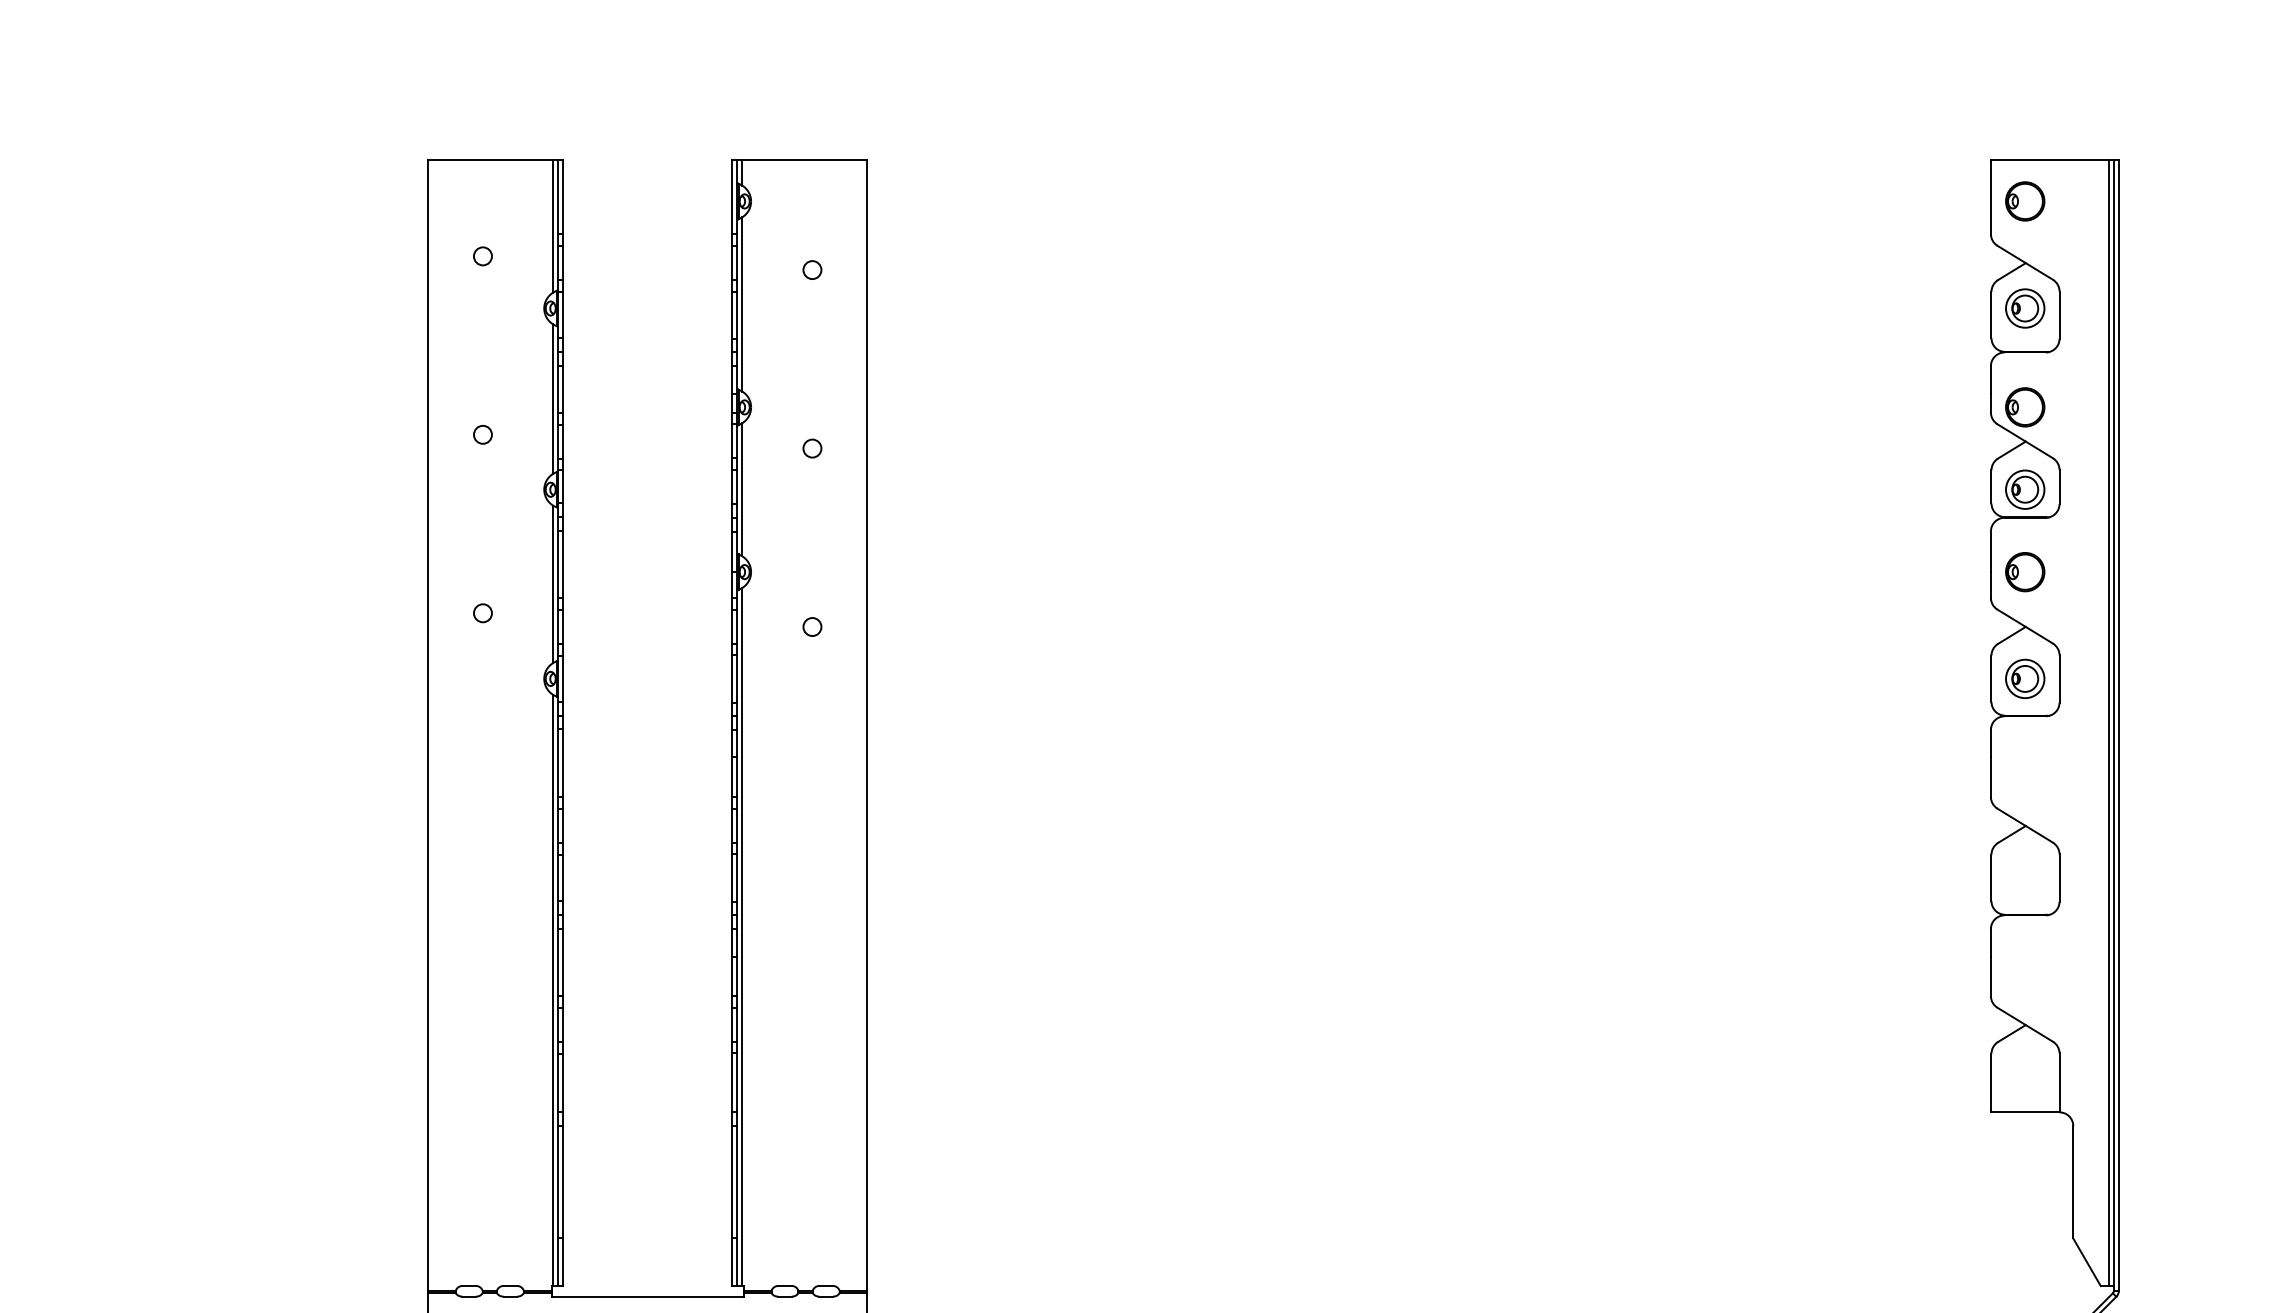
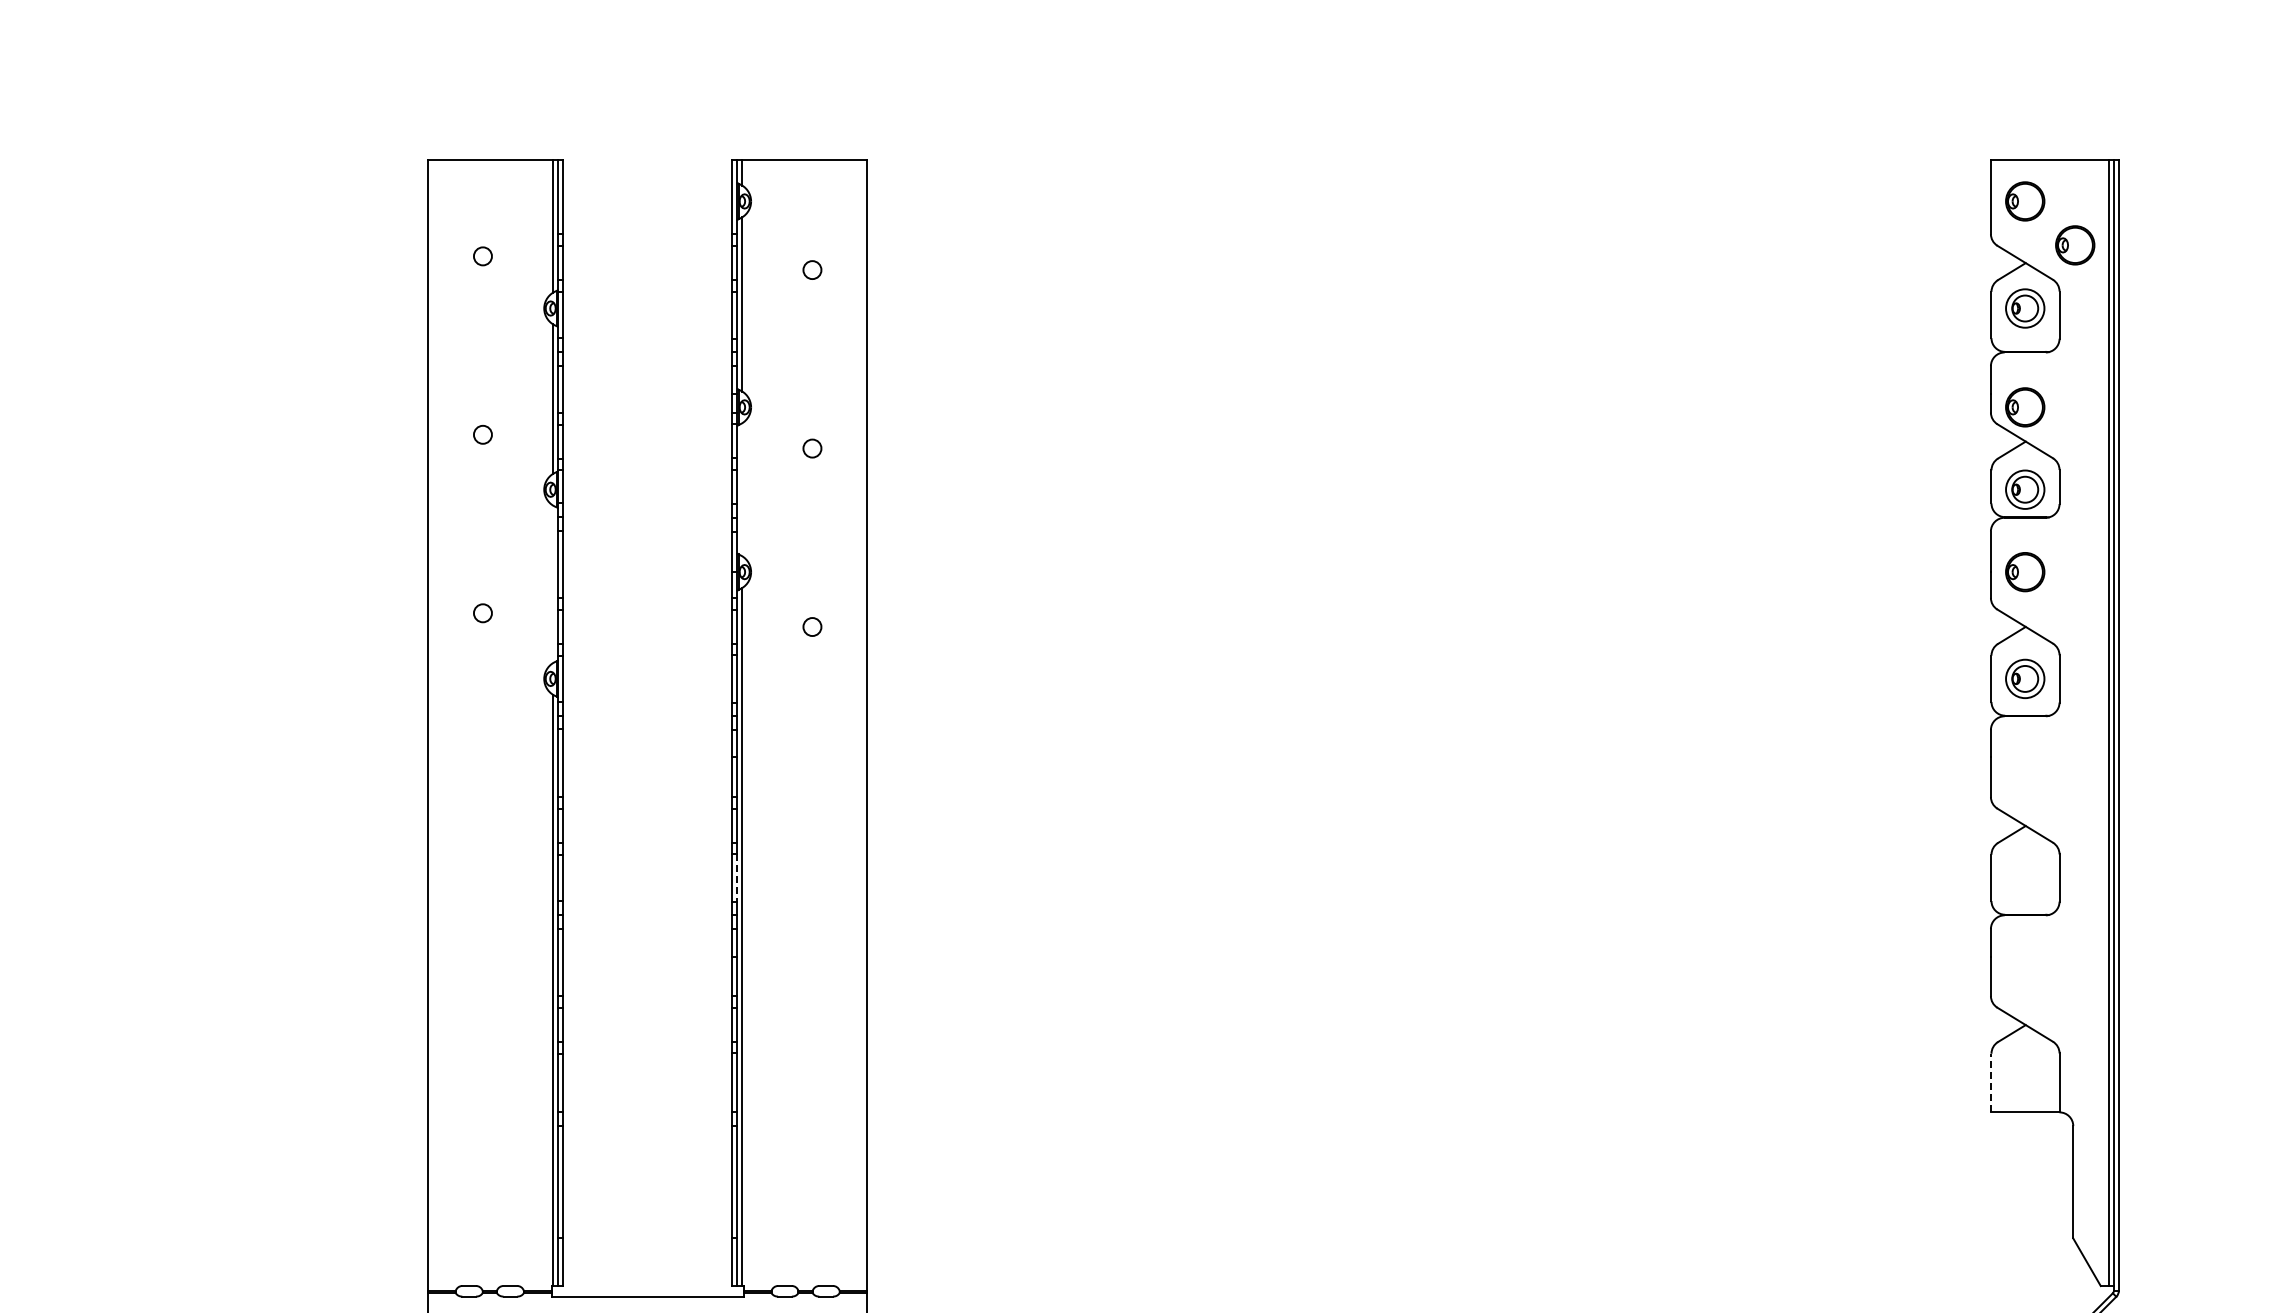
part: none -> present (2075, 245)
line: present -> none (742, 489)
line: present -> none (553, 584)
line: solid -> dashed (737, 878)
line: solid -> dashed (1991, 1082)
